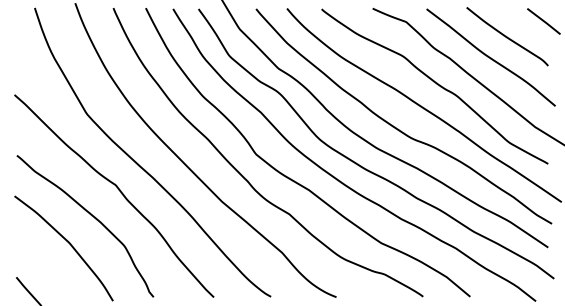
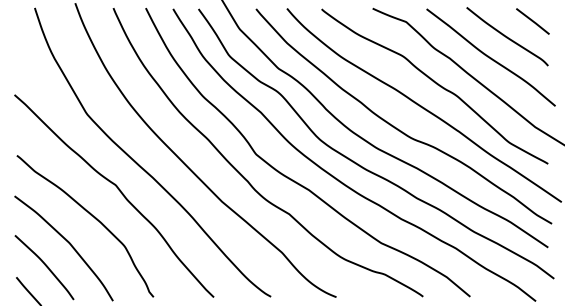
line position: (543, 21) -> (532, 21) (532, 21)
curve: none -> present (45, 266)
